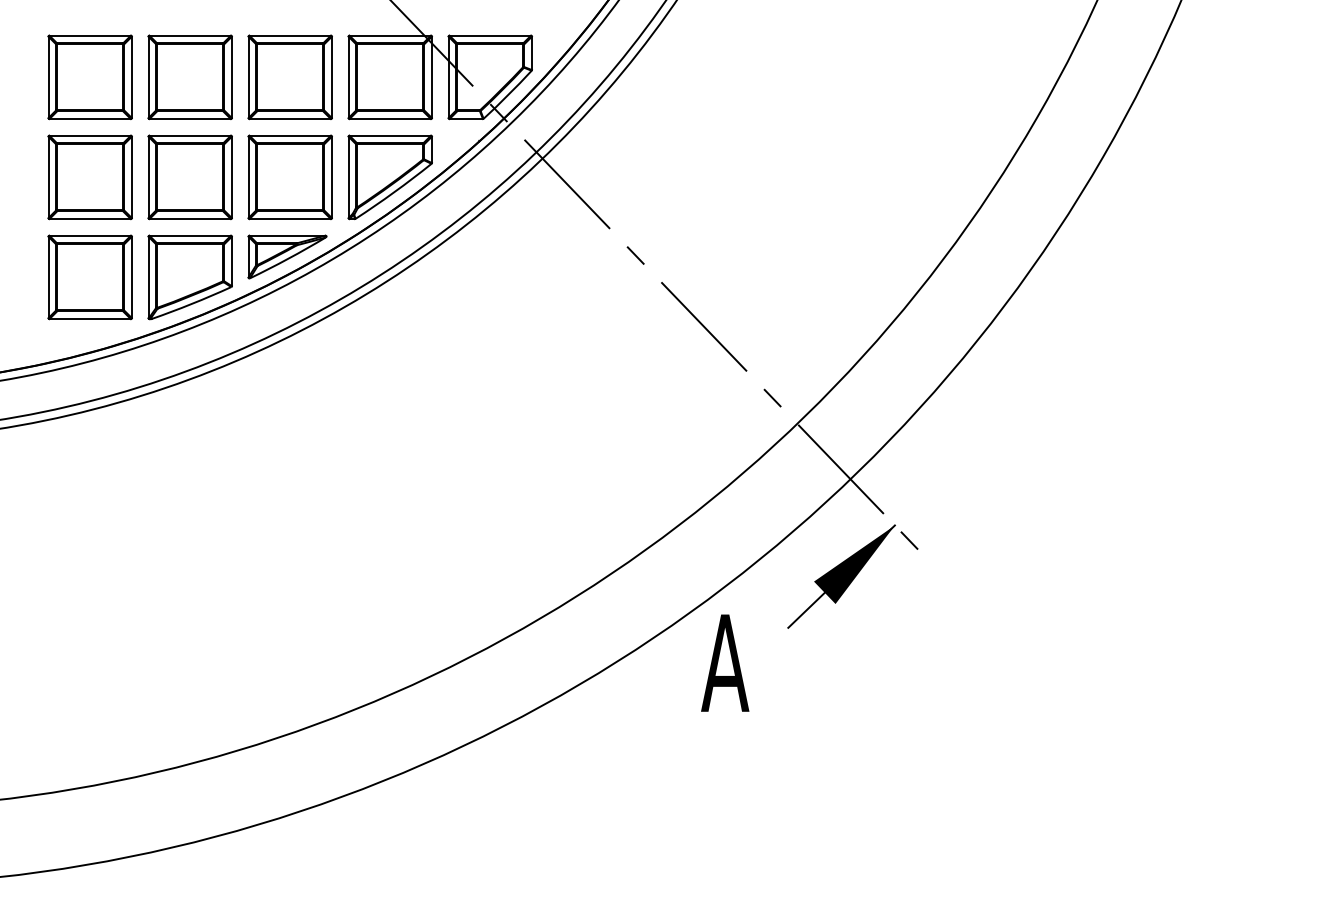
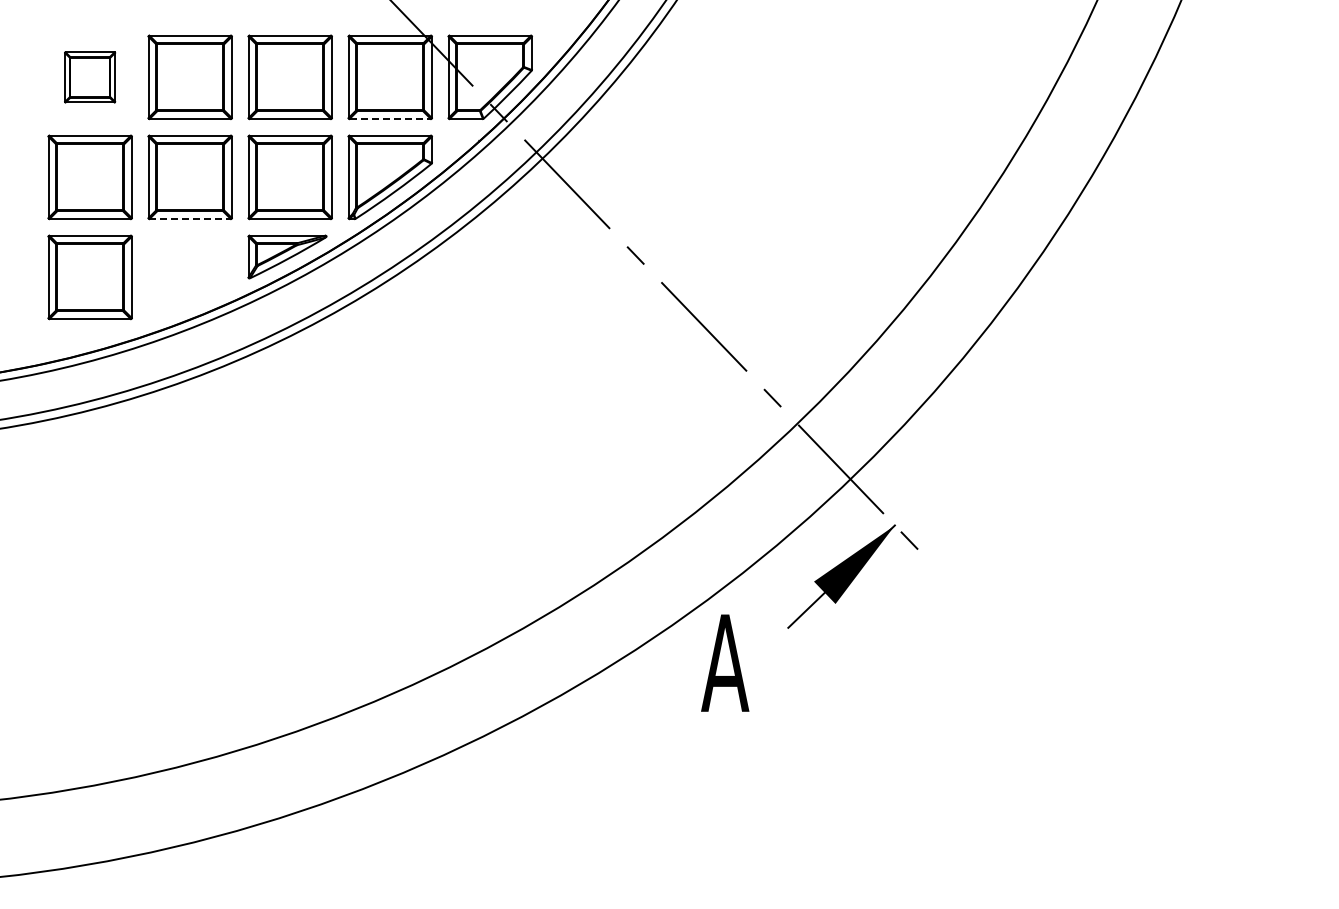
part size: 86x87 px -> 53x53 px (90, 77)
line: solid -> dashed (390, 119)
line: solid -> dashed (190, 219)
part: present -> none (189, 277)
